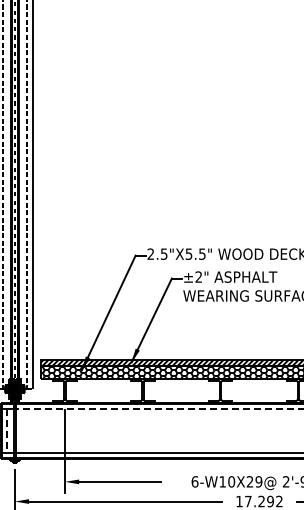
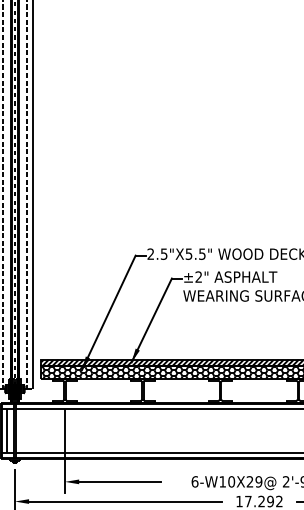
line: dashed -> solid (160, 409)
line: dashed -> solid (6, 431)
